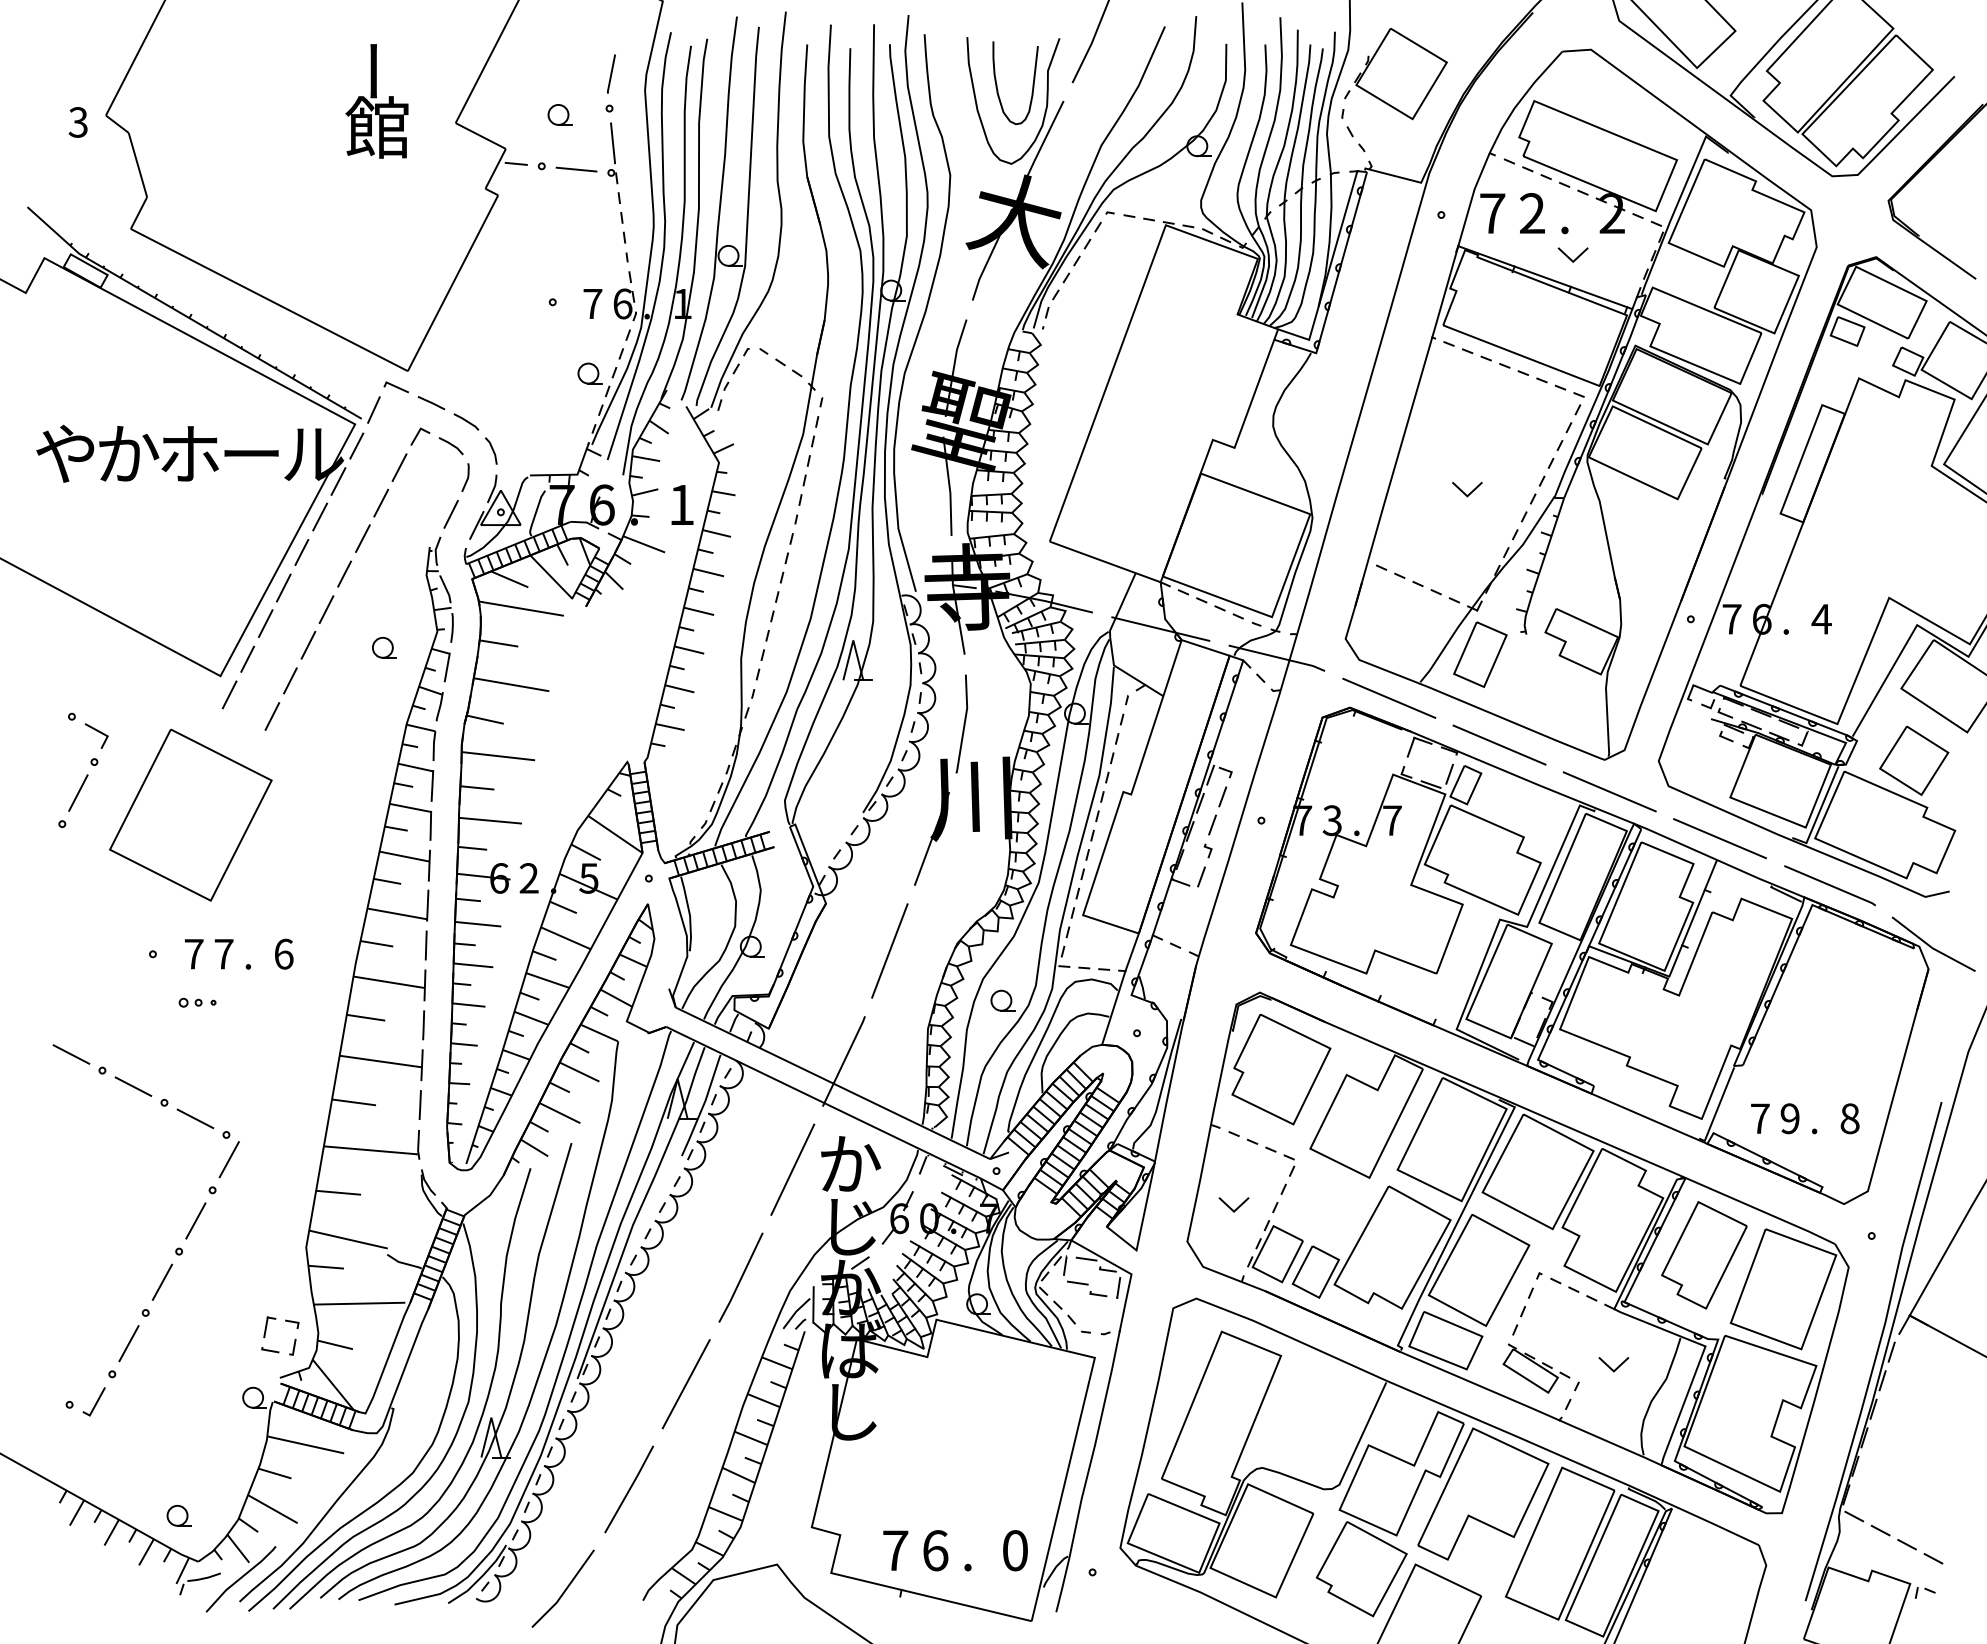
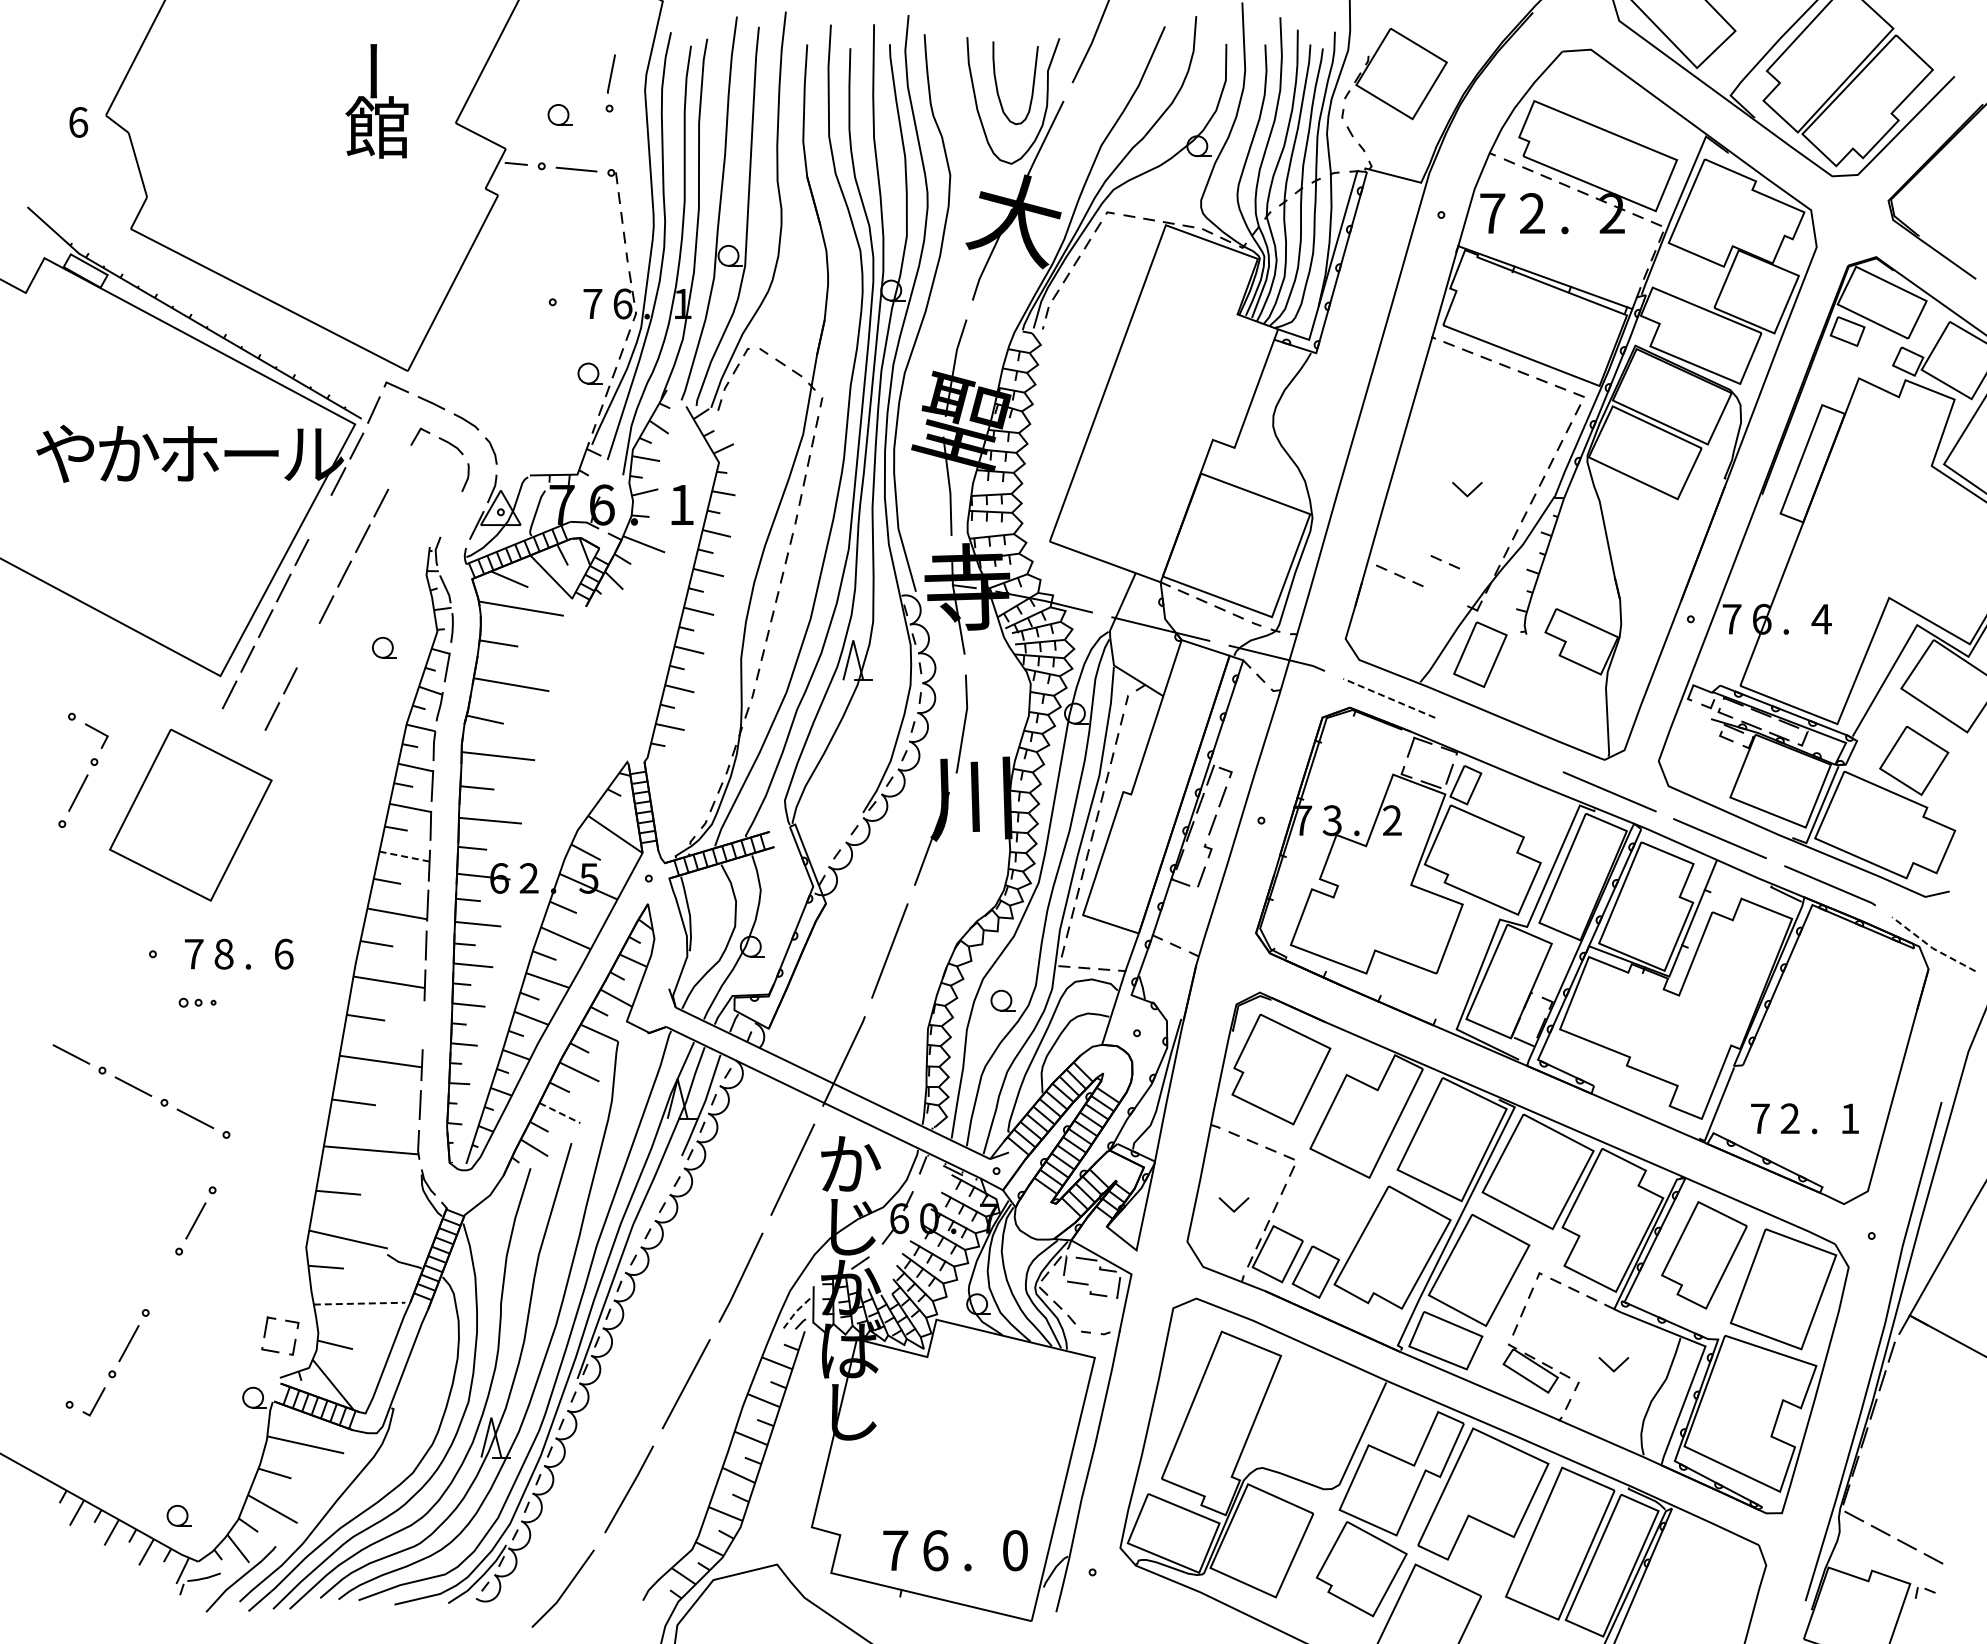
text: 3 -> 6 (78, 122)
line: present -> none (613, 143)
line: present -> none (1571, 258)
line: present -> none (399, 467)
line: present -> none (450, 513)
line: present -> none (320, 516)
part position: (1444, 596) -> (1444, 562) (1444, 562)
line: present -> none (308, 644)
line: solid -> dashed (1389, 698)
line: present -> none (1499, 744)
text: 7 -> 2 (1392, 820)
line: solid -> dashed (404, 856)
line: solid -> dashed (1931, 947)
text: 7 -> 8 (223, 953)
line: present -> none (423, 1025)
line: solid -> dashed (559, 1113)
text: 9 -> 2 (1789, 1118)
text: 8 -> 1 (1849, 1118)
line: present -> none (228, 1159)
line: present -> none (162, 1281)
line: solid -> dashed (359, 1303)
line: solid -> dashed (795, 1312)
